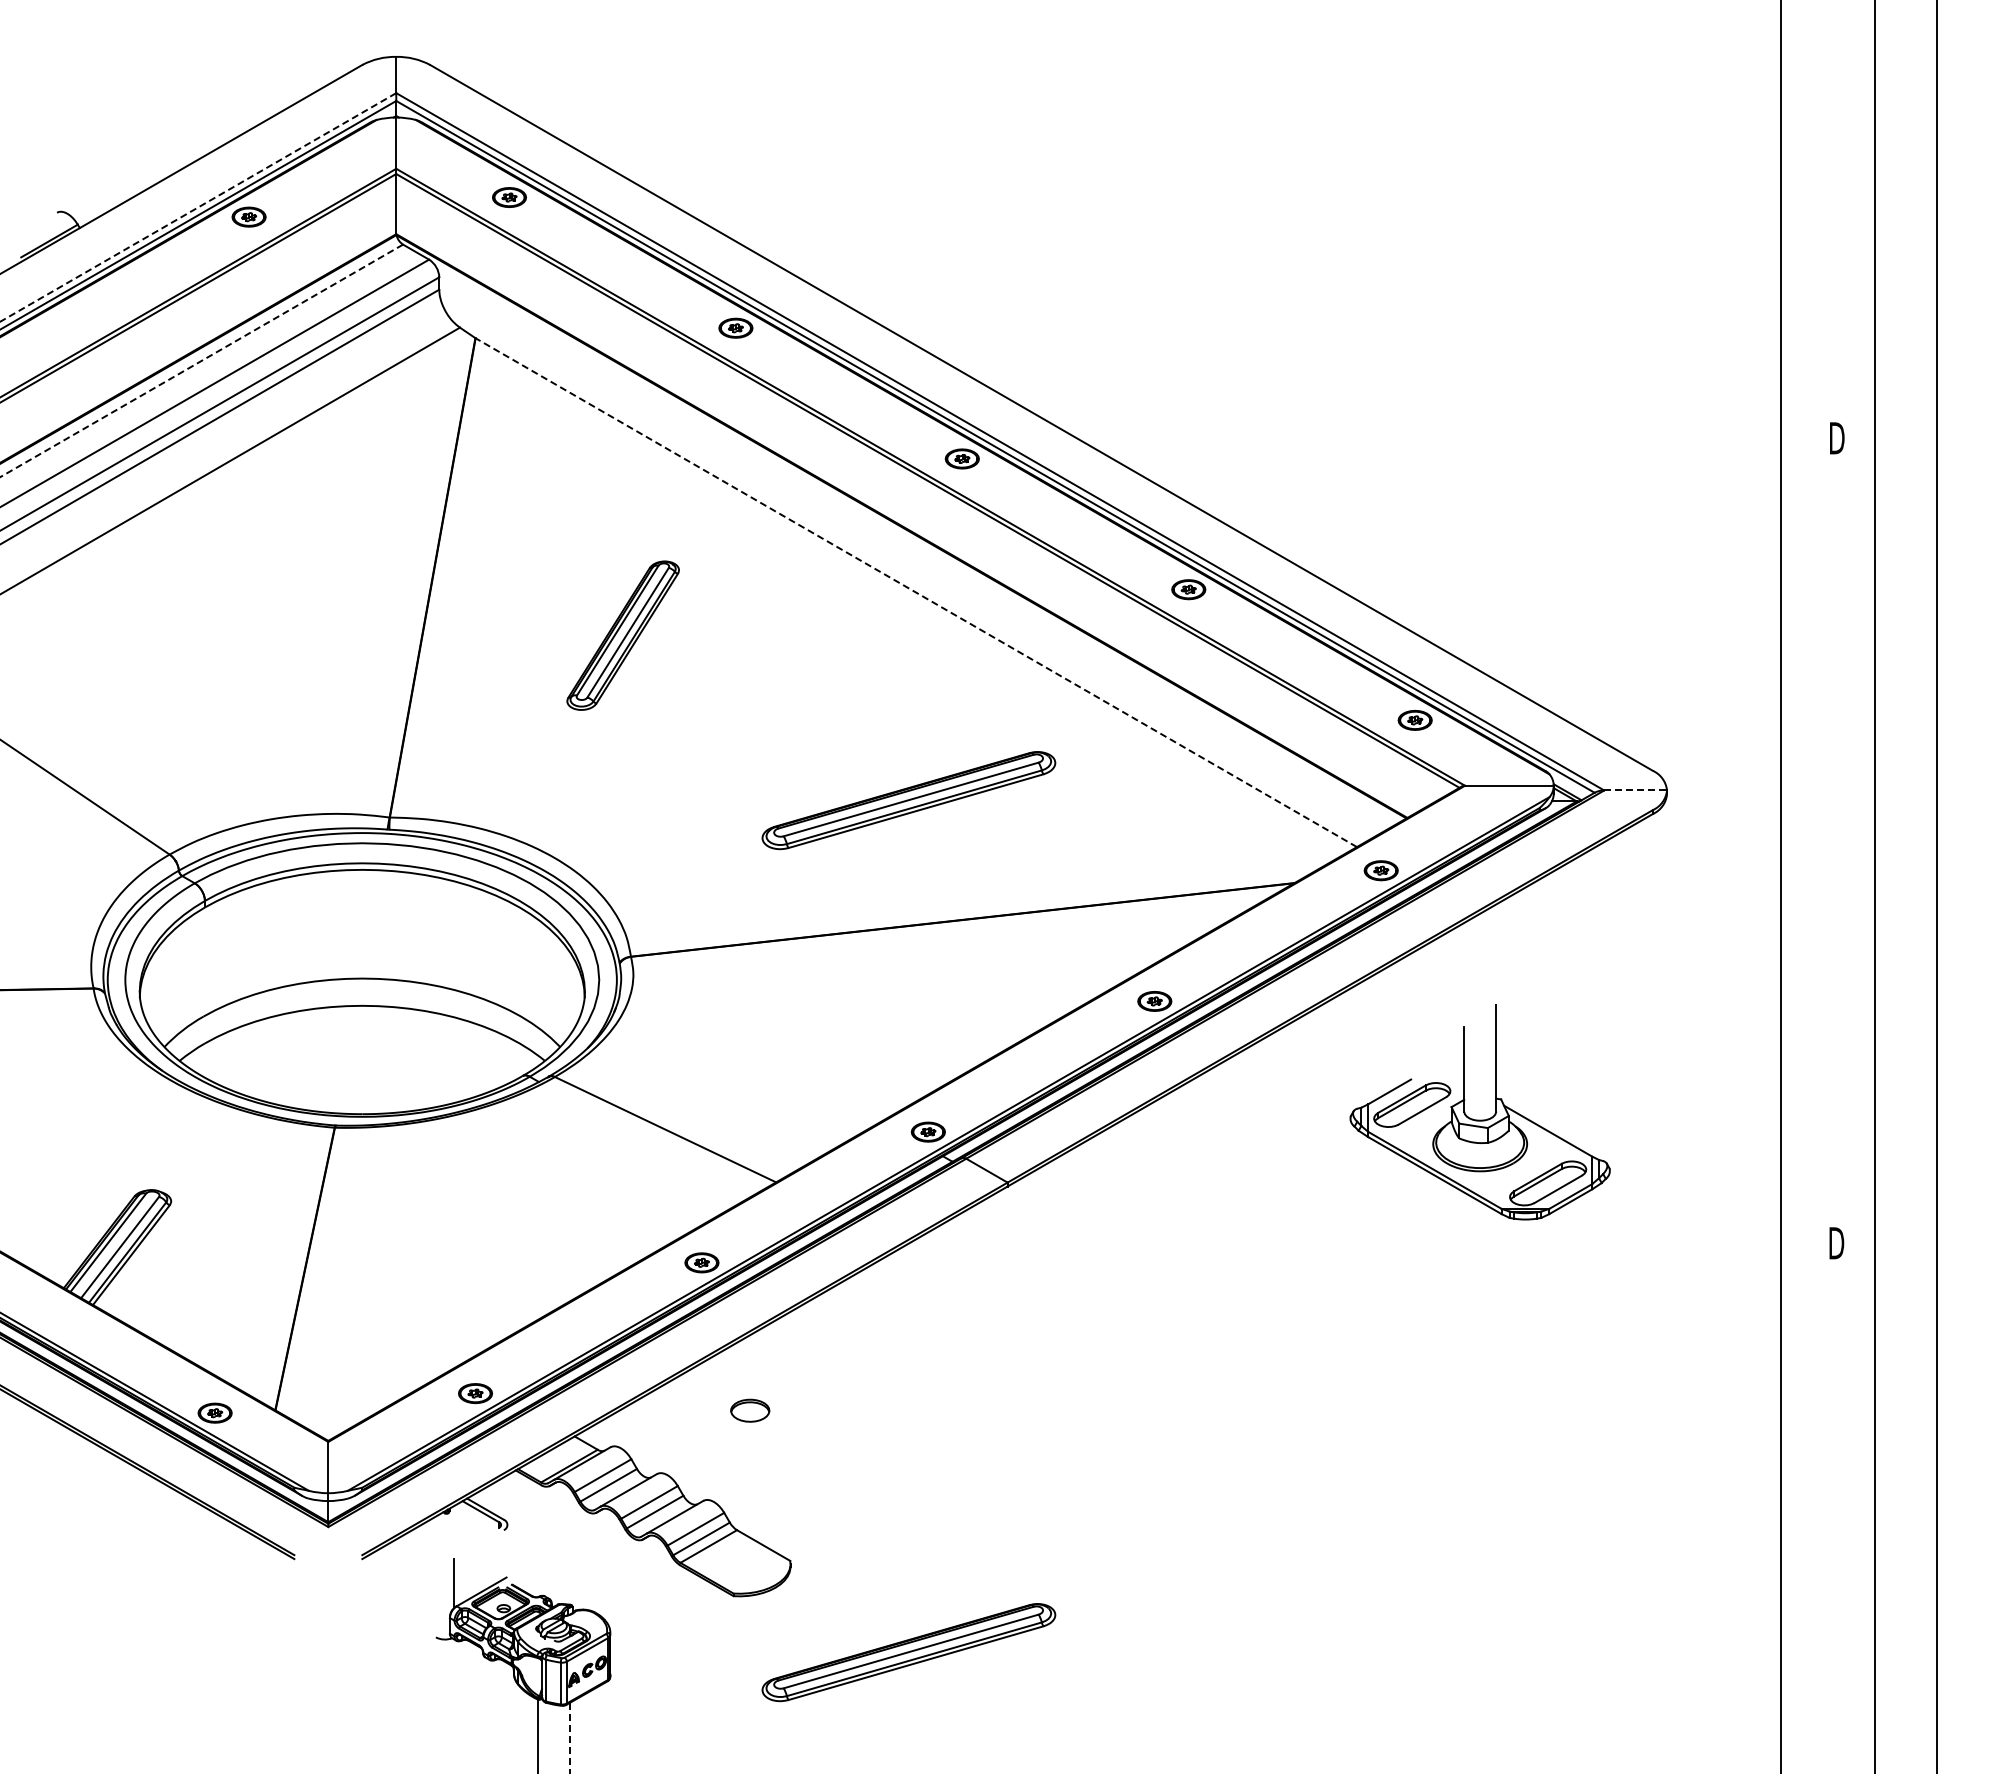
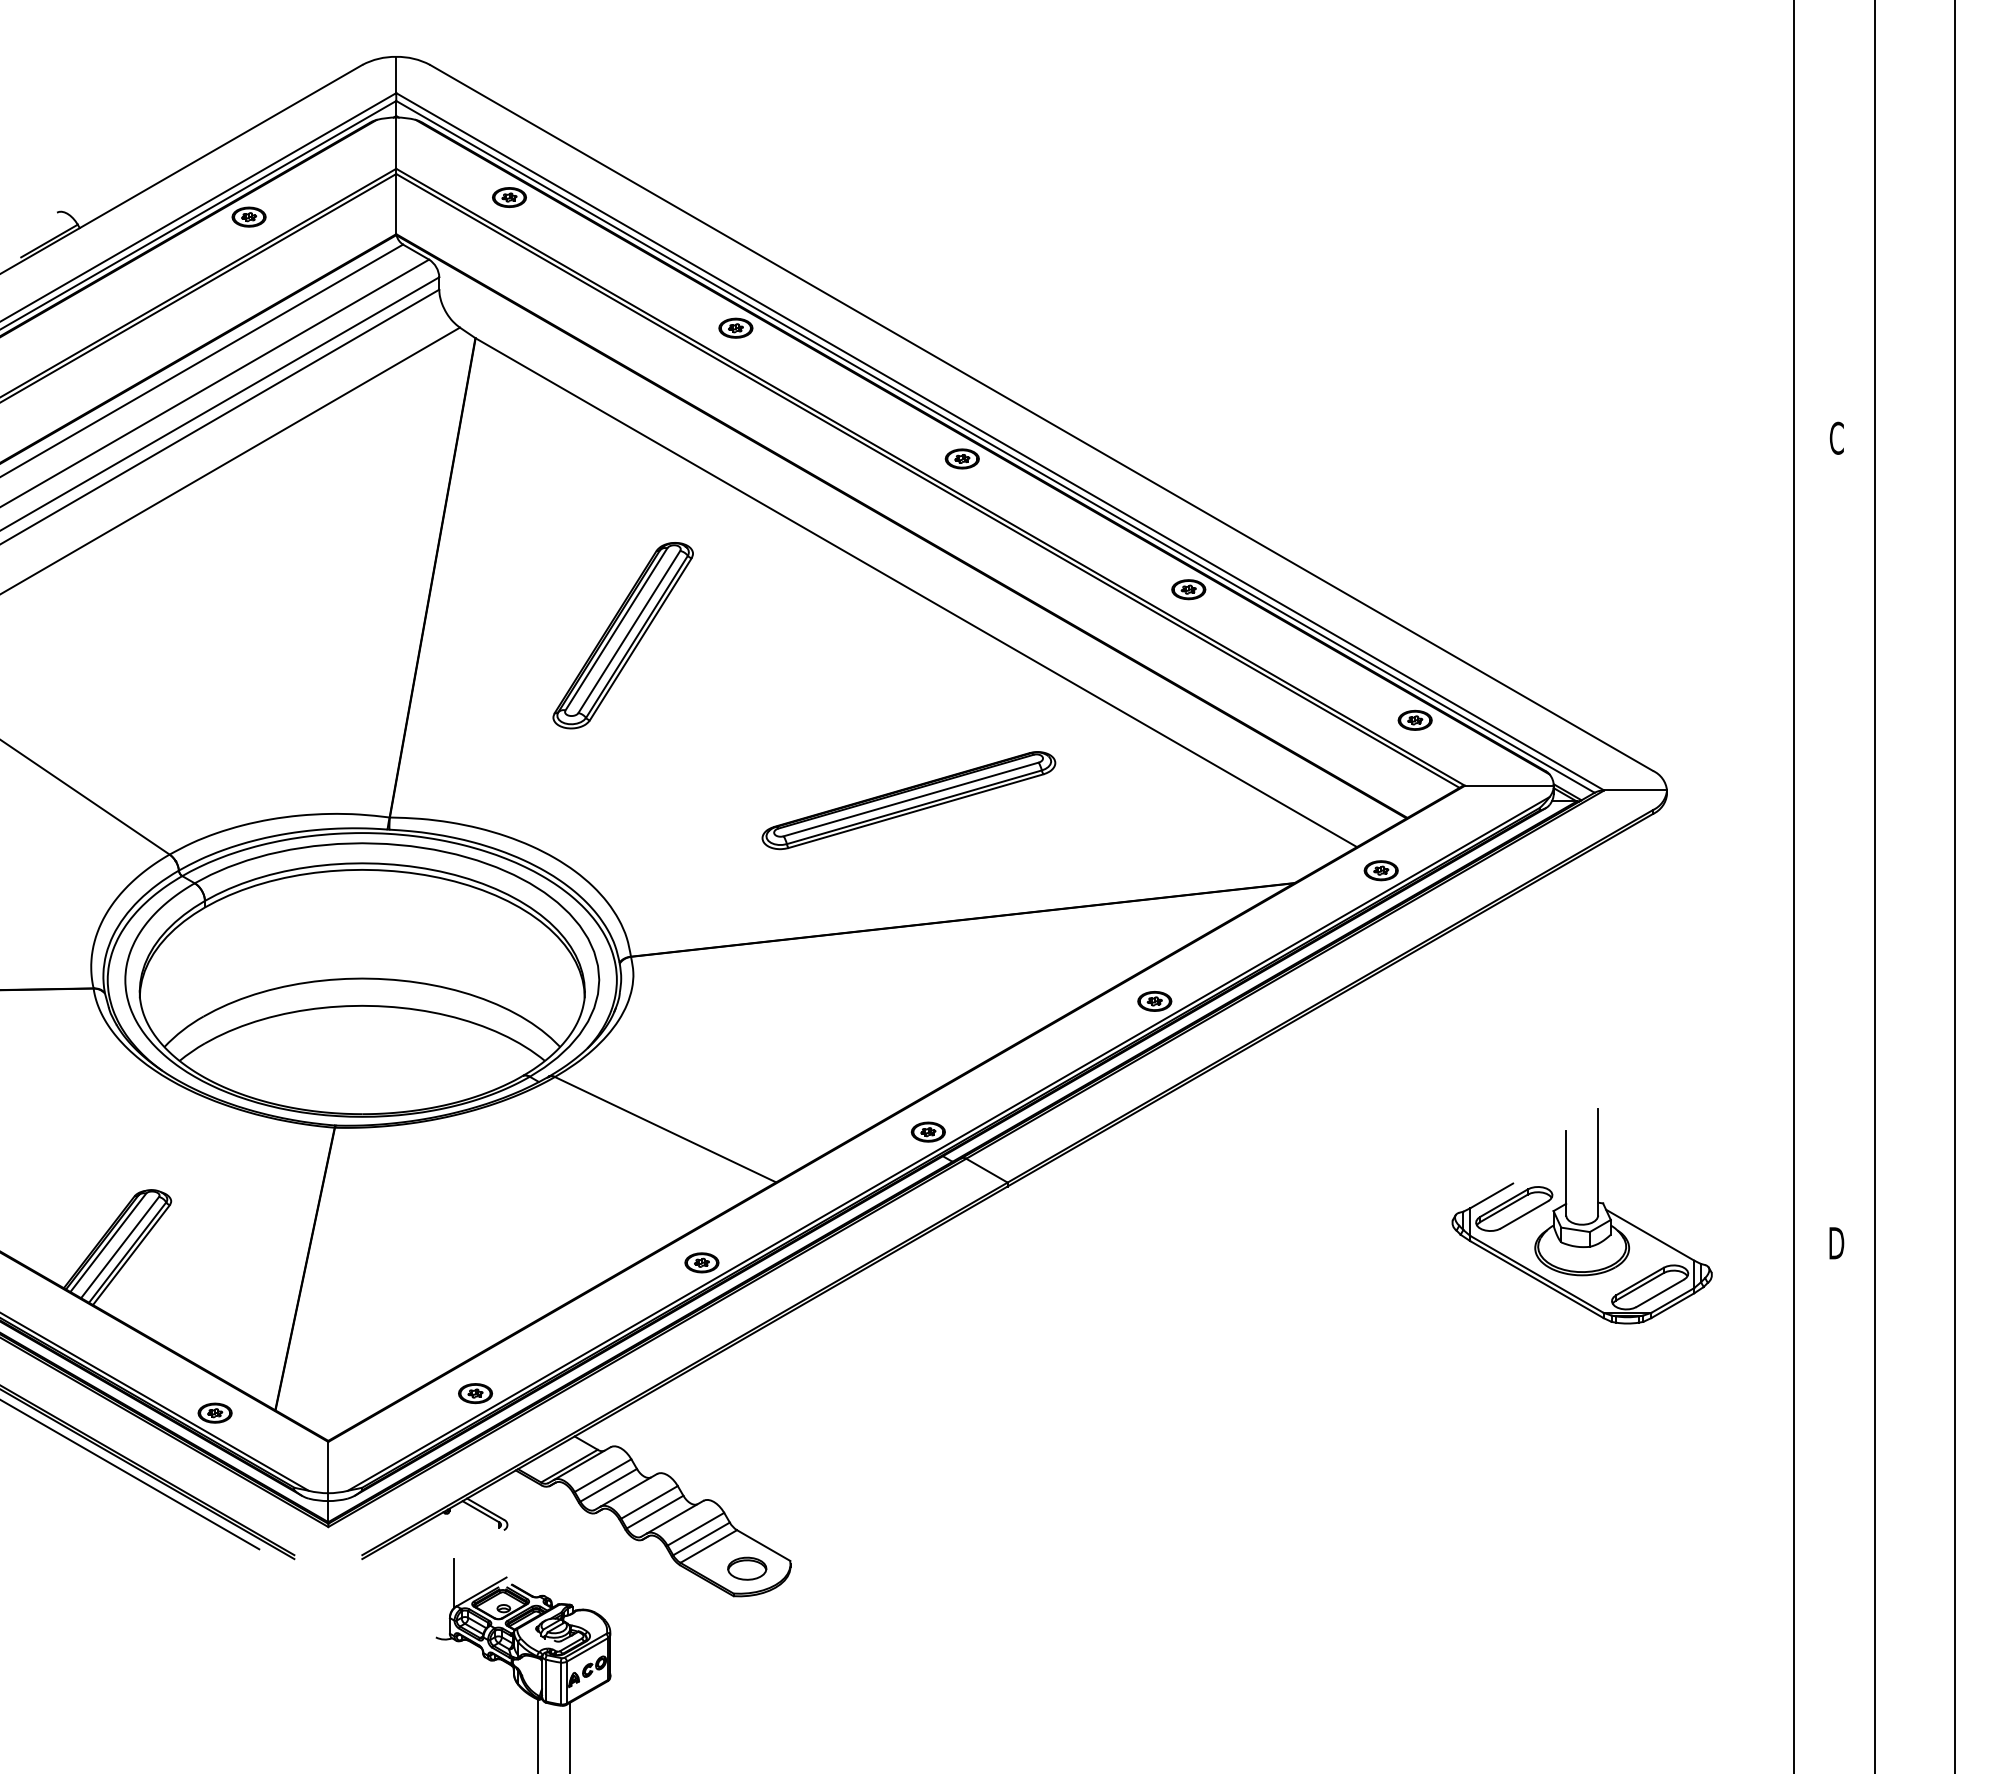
line: dashed -> solid (198, 207)
line: dashed -> solid (201, 360)
text: D -> C (1836, 437)
line: dashed -> solid (916, 592)
part size: 114x151 px -> 142x188 px (622, 635)
line: dashed -> solid (1636, 790)
line position: (1781, 886) -> (1794, 886) (1794, 886)
line position: (1936, 886) -> (1954, 886) (1954, 886)
part position: (1479, 1119) -> (1581, 1223) (1581, 1223)
part position: (750, 1410) -> (747, 1568) (747, 1568)
line: none -> present (130, 1474)
part: present -> none (908, 1652)
line: dashed -> solid (570, 1737)
